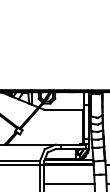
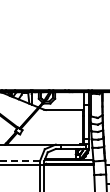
line: solid -> dashed (20, 160)
line: present -> none (69, 184)
